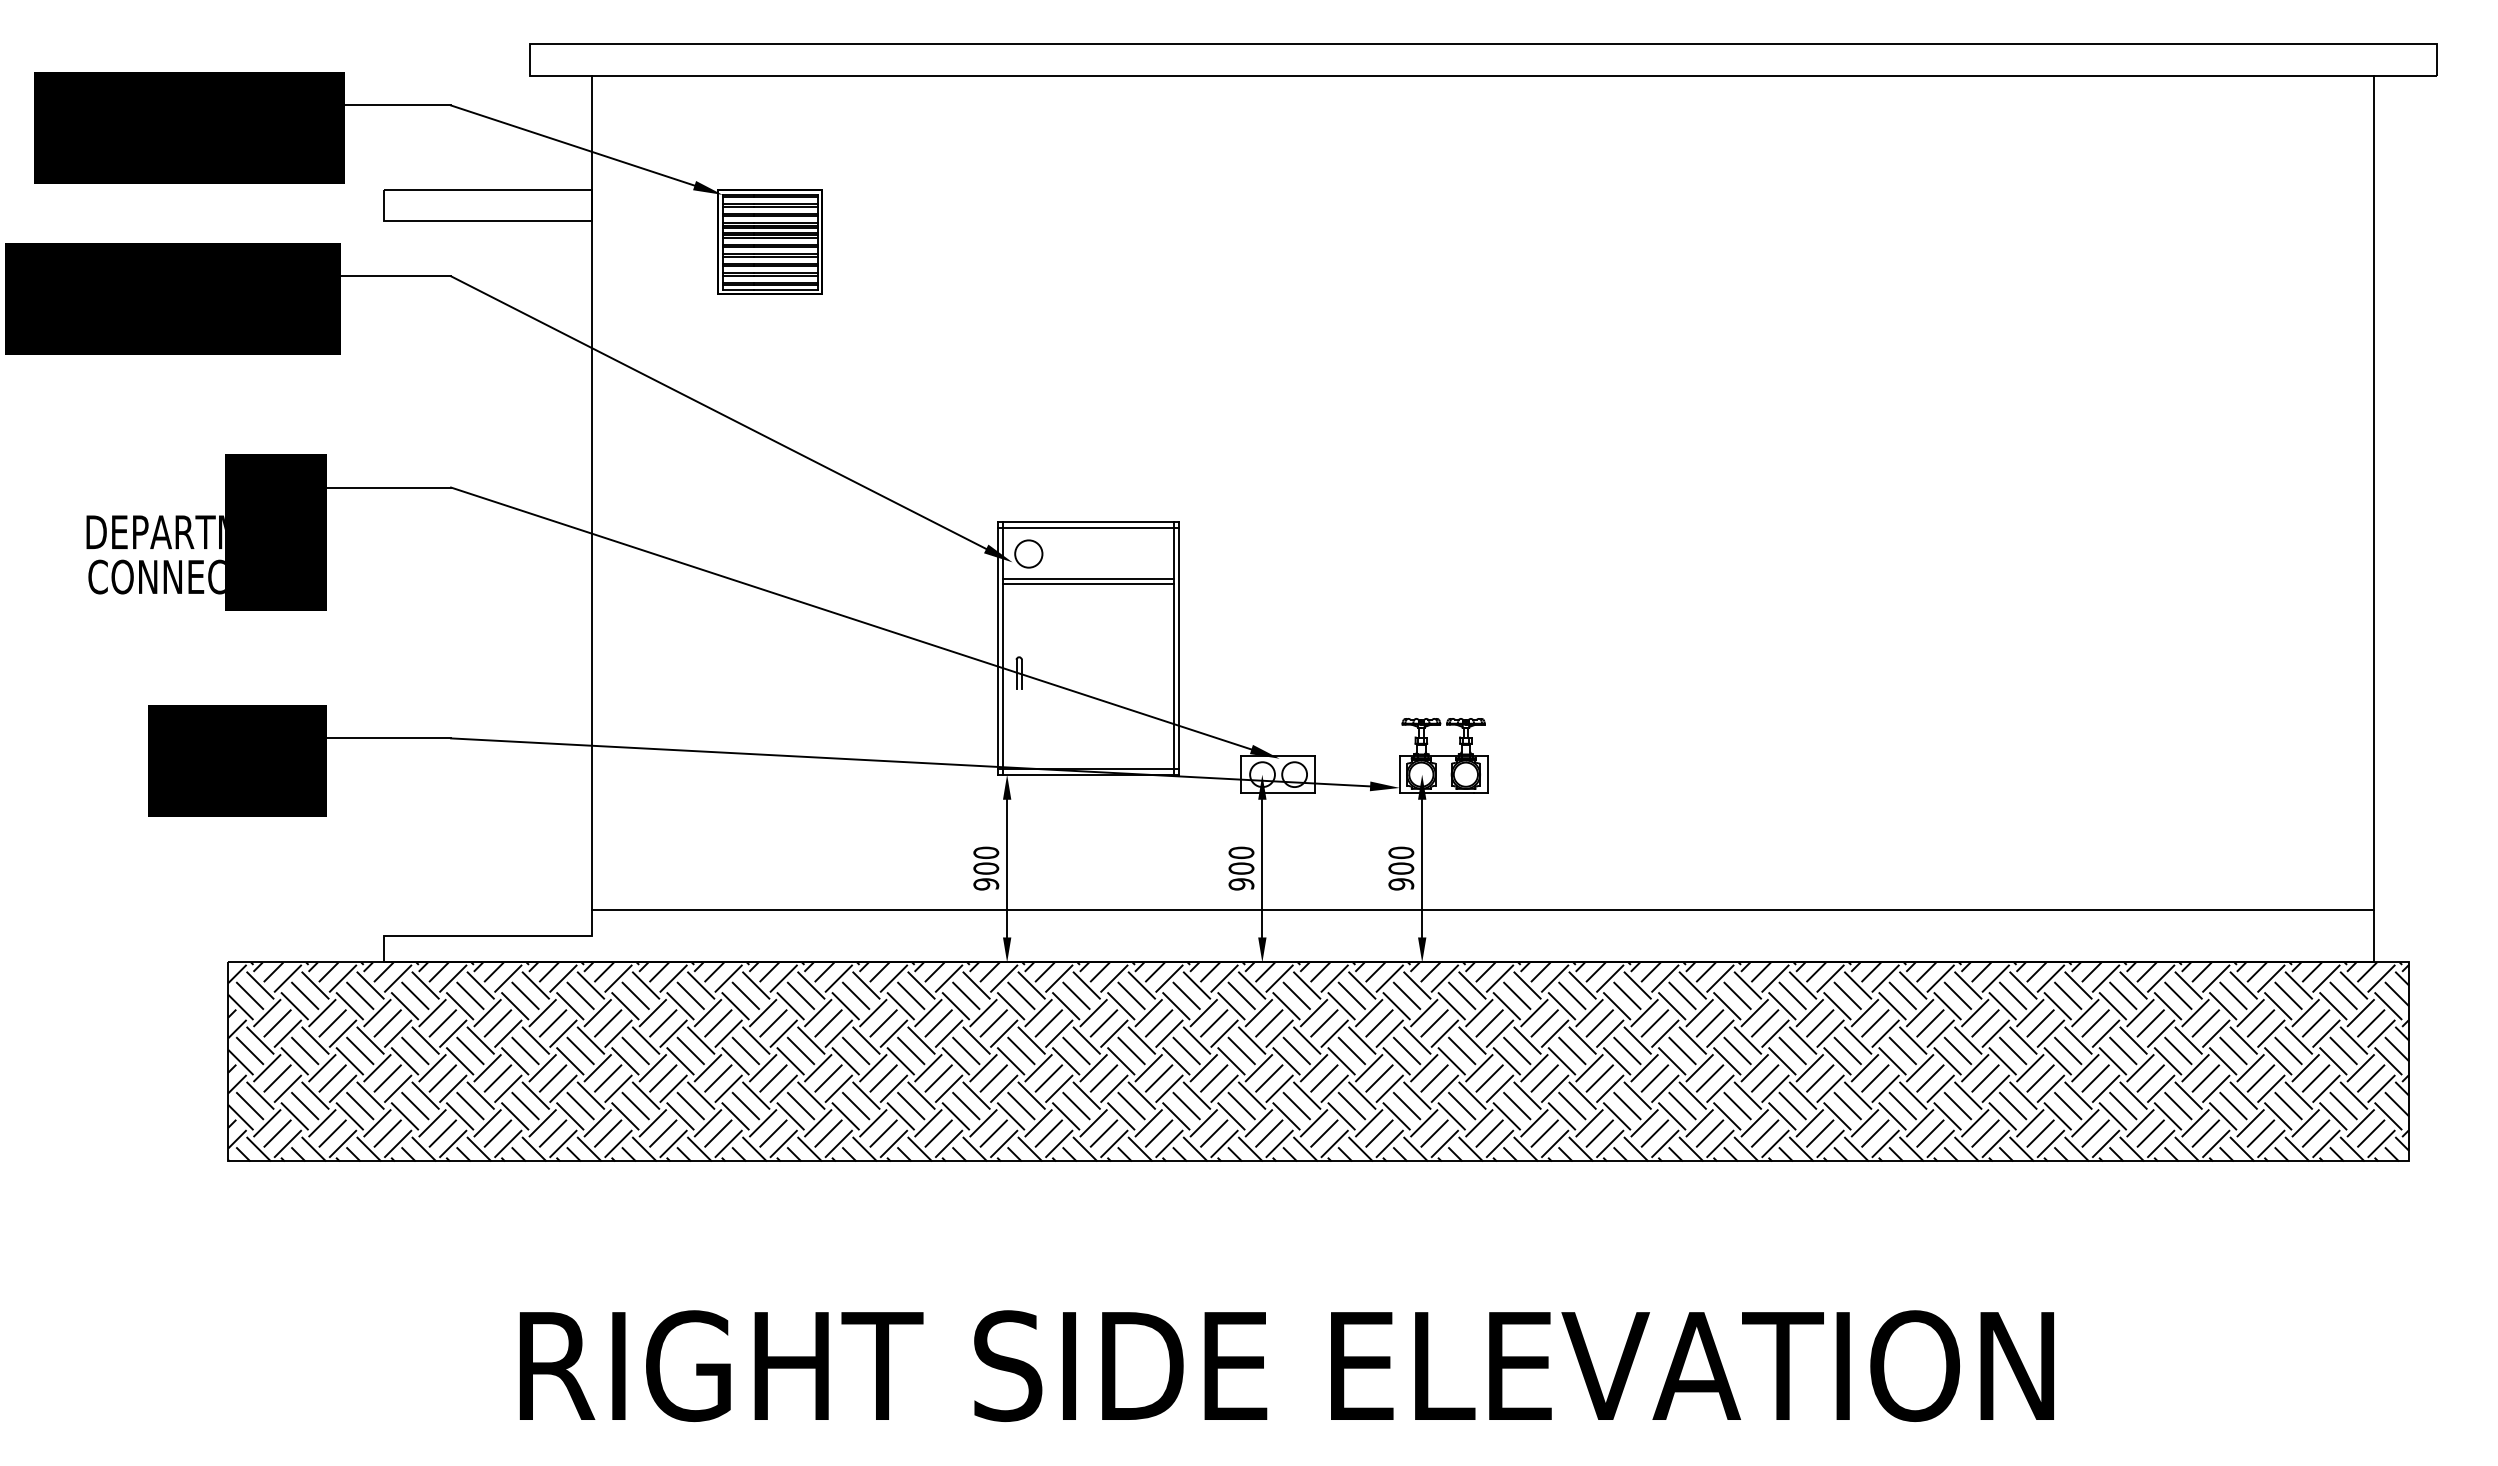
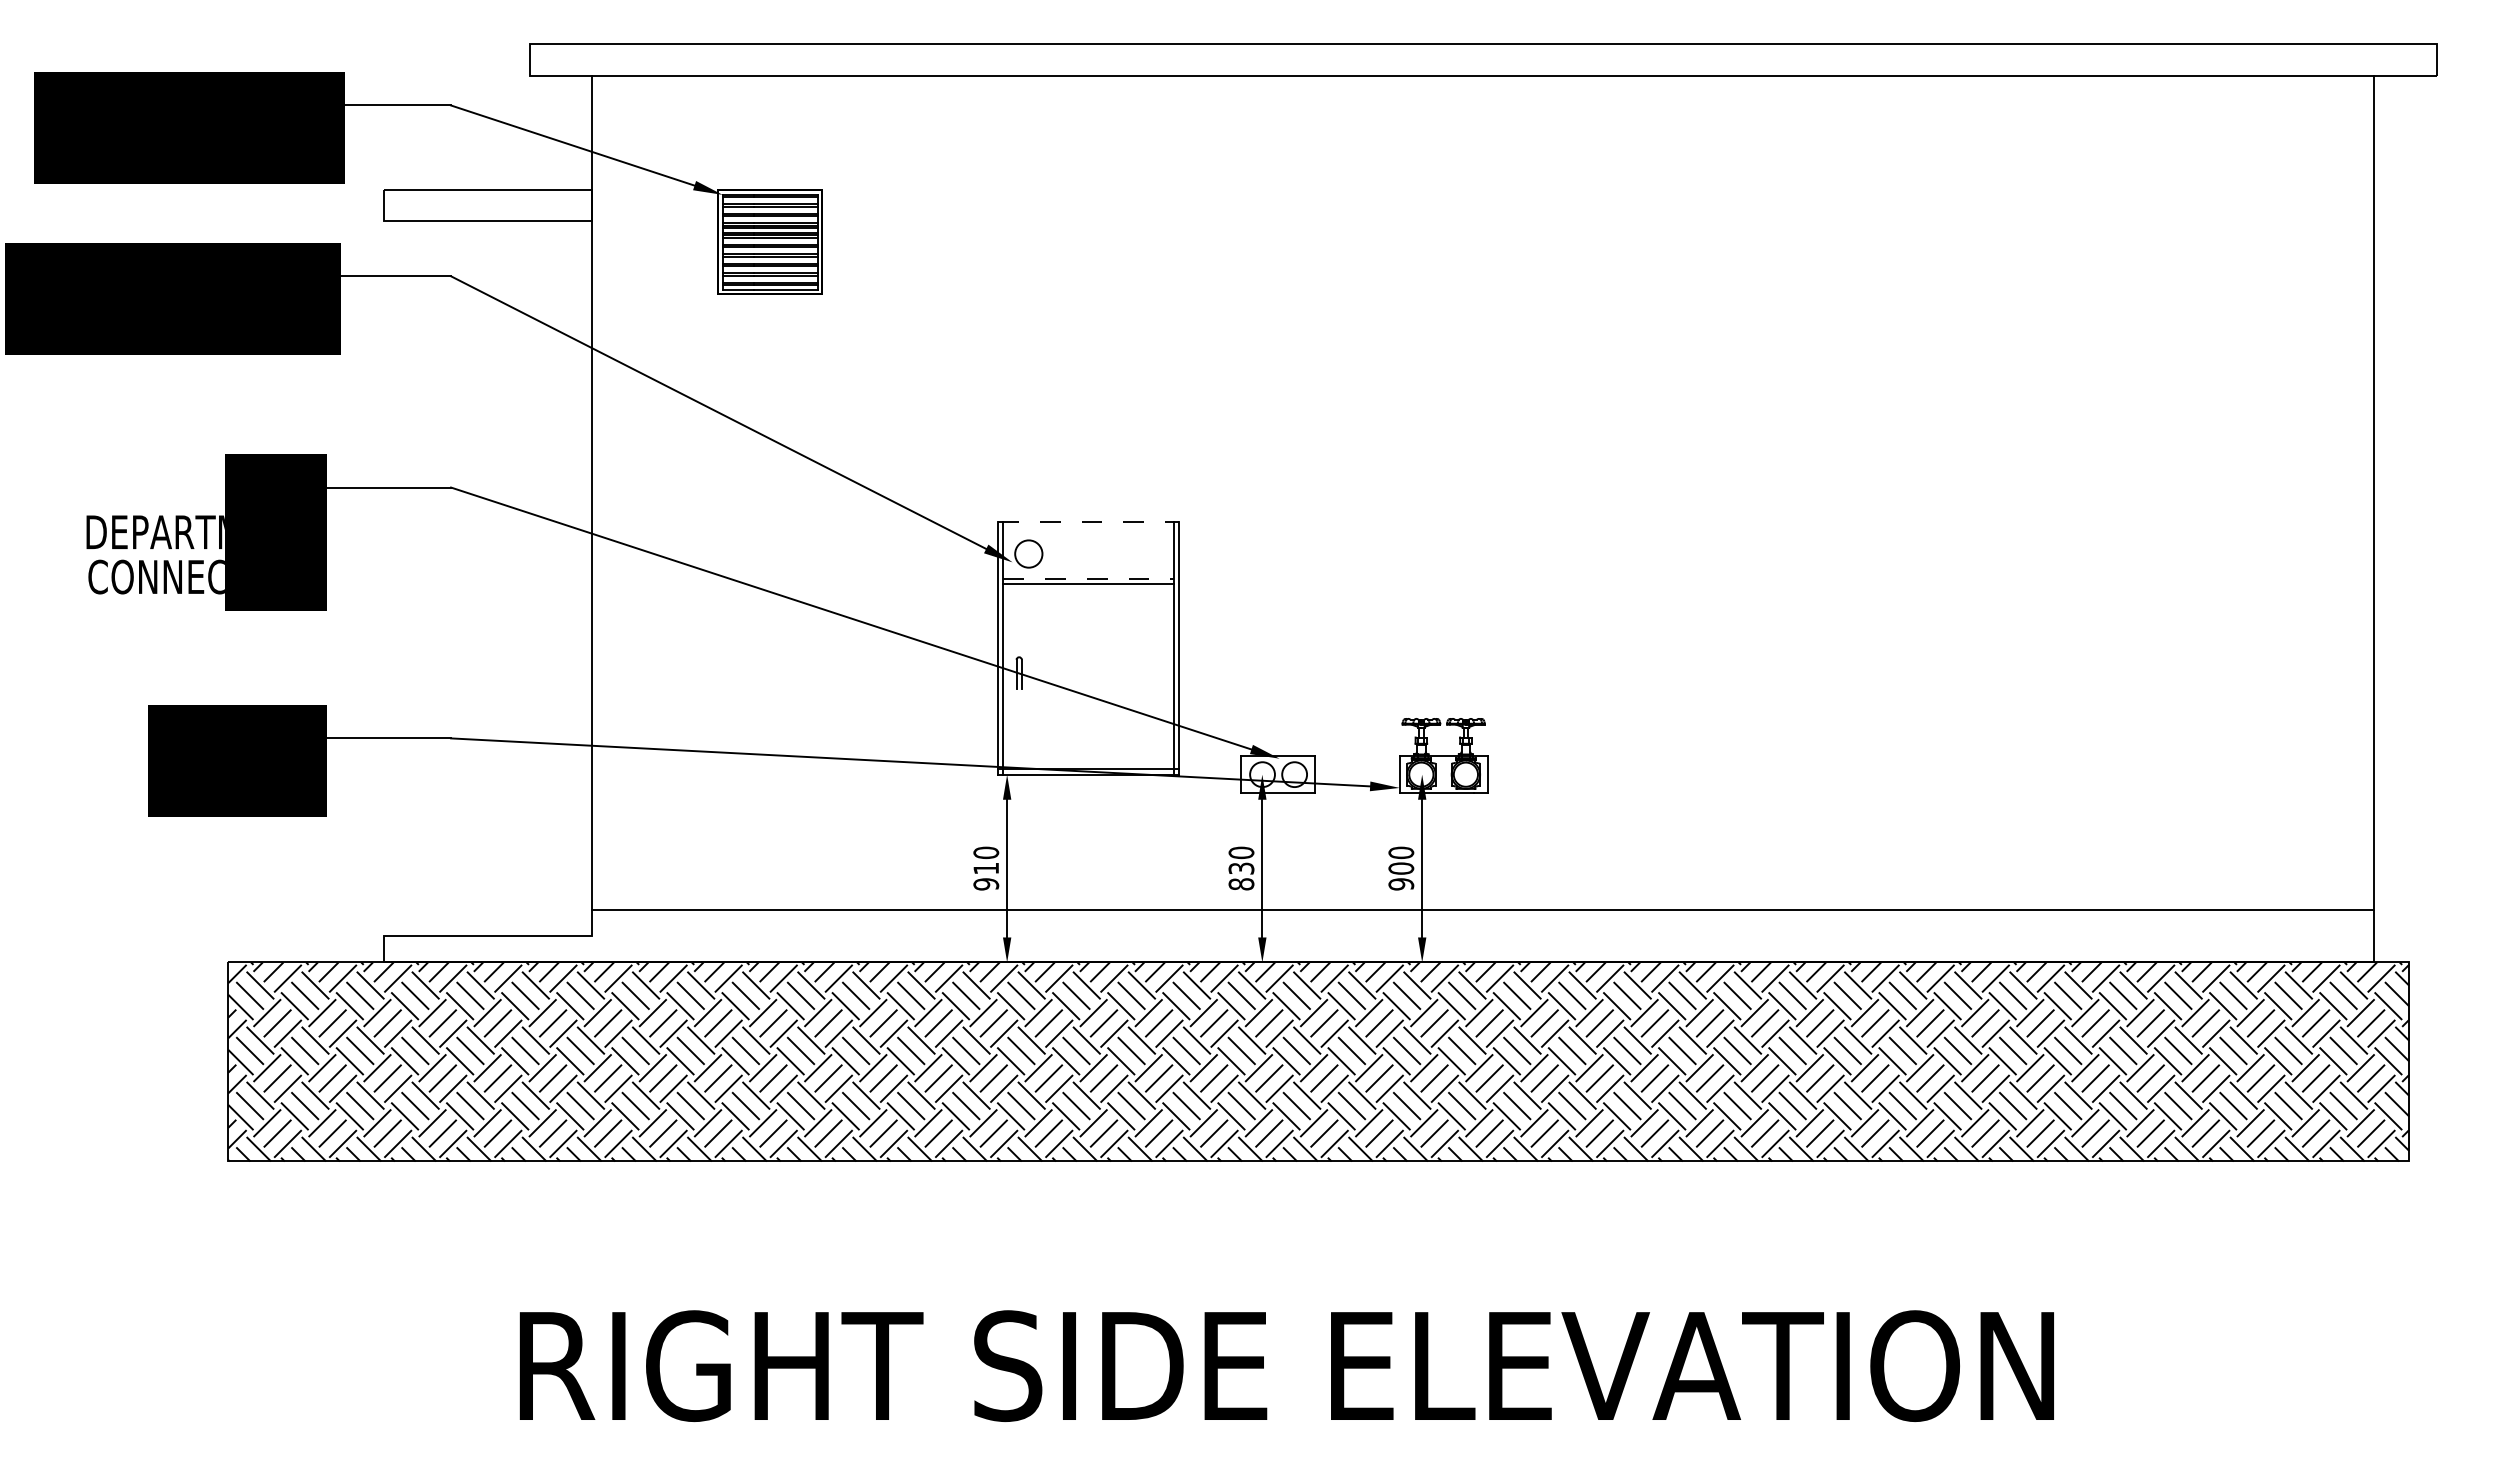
line: solid -> dashed (1088, 522)
line: present -> none (1088, 527)
line: solid -> dashed (1088, 579)
text: 900 -> 910 (986, 868)
text: 900 -> 830 (1241, 876)
